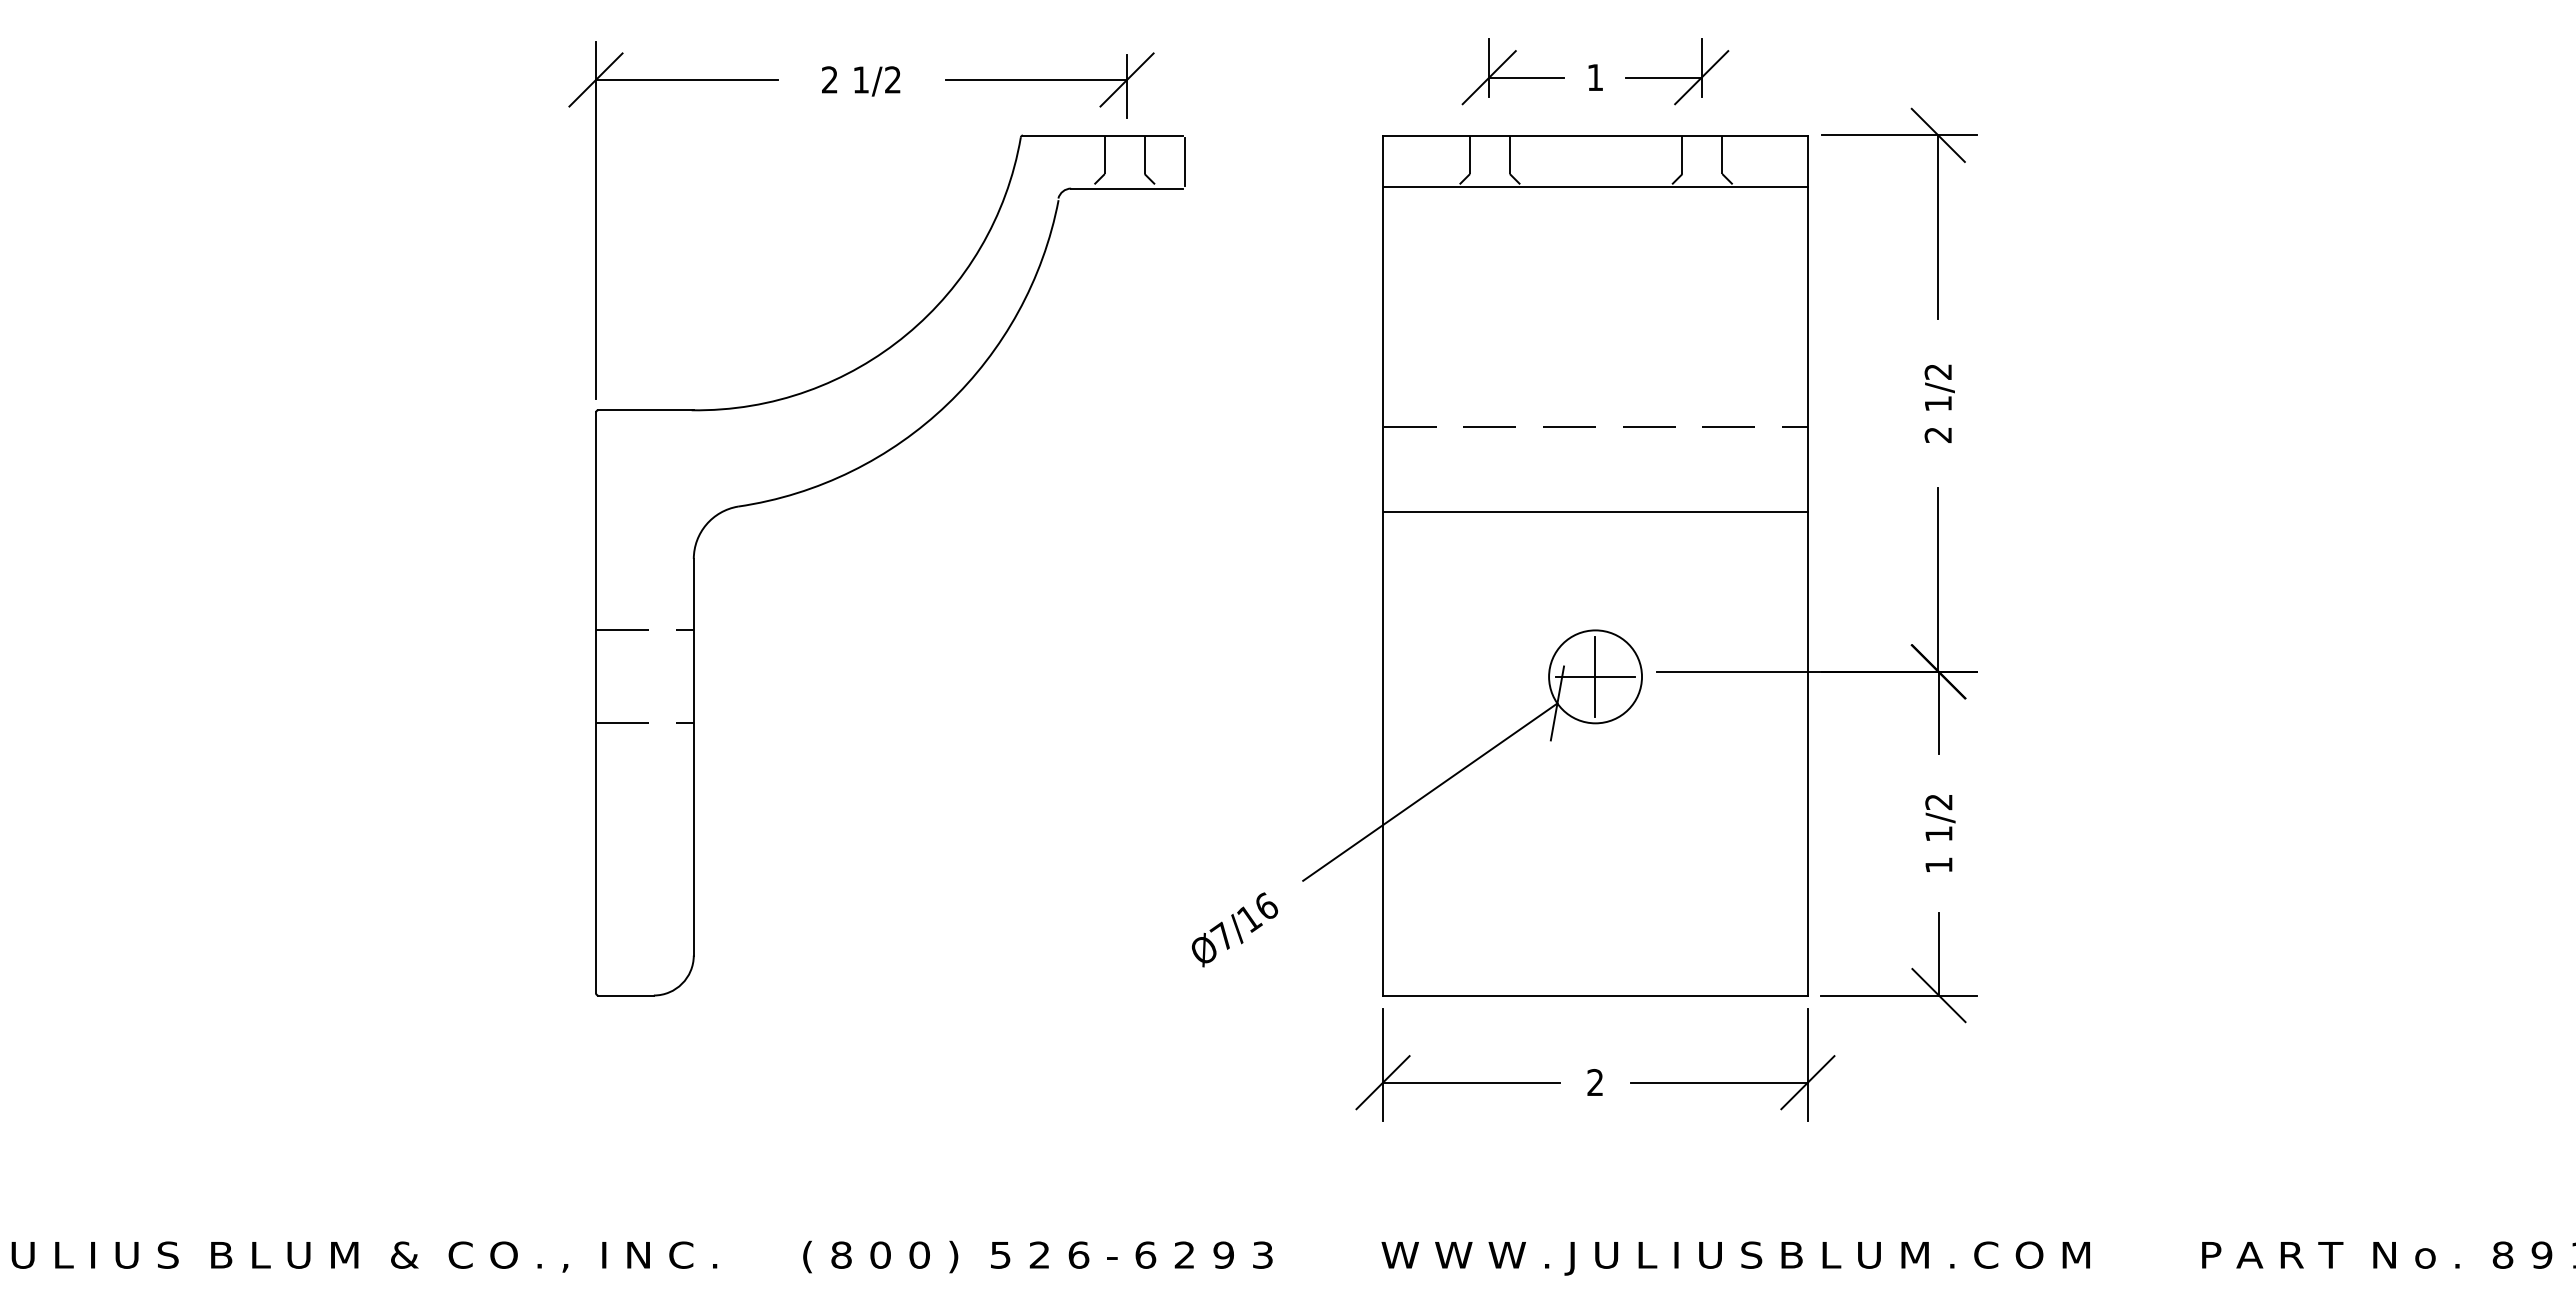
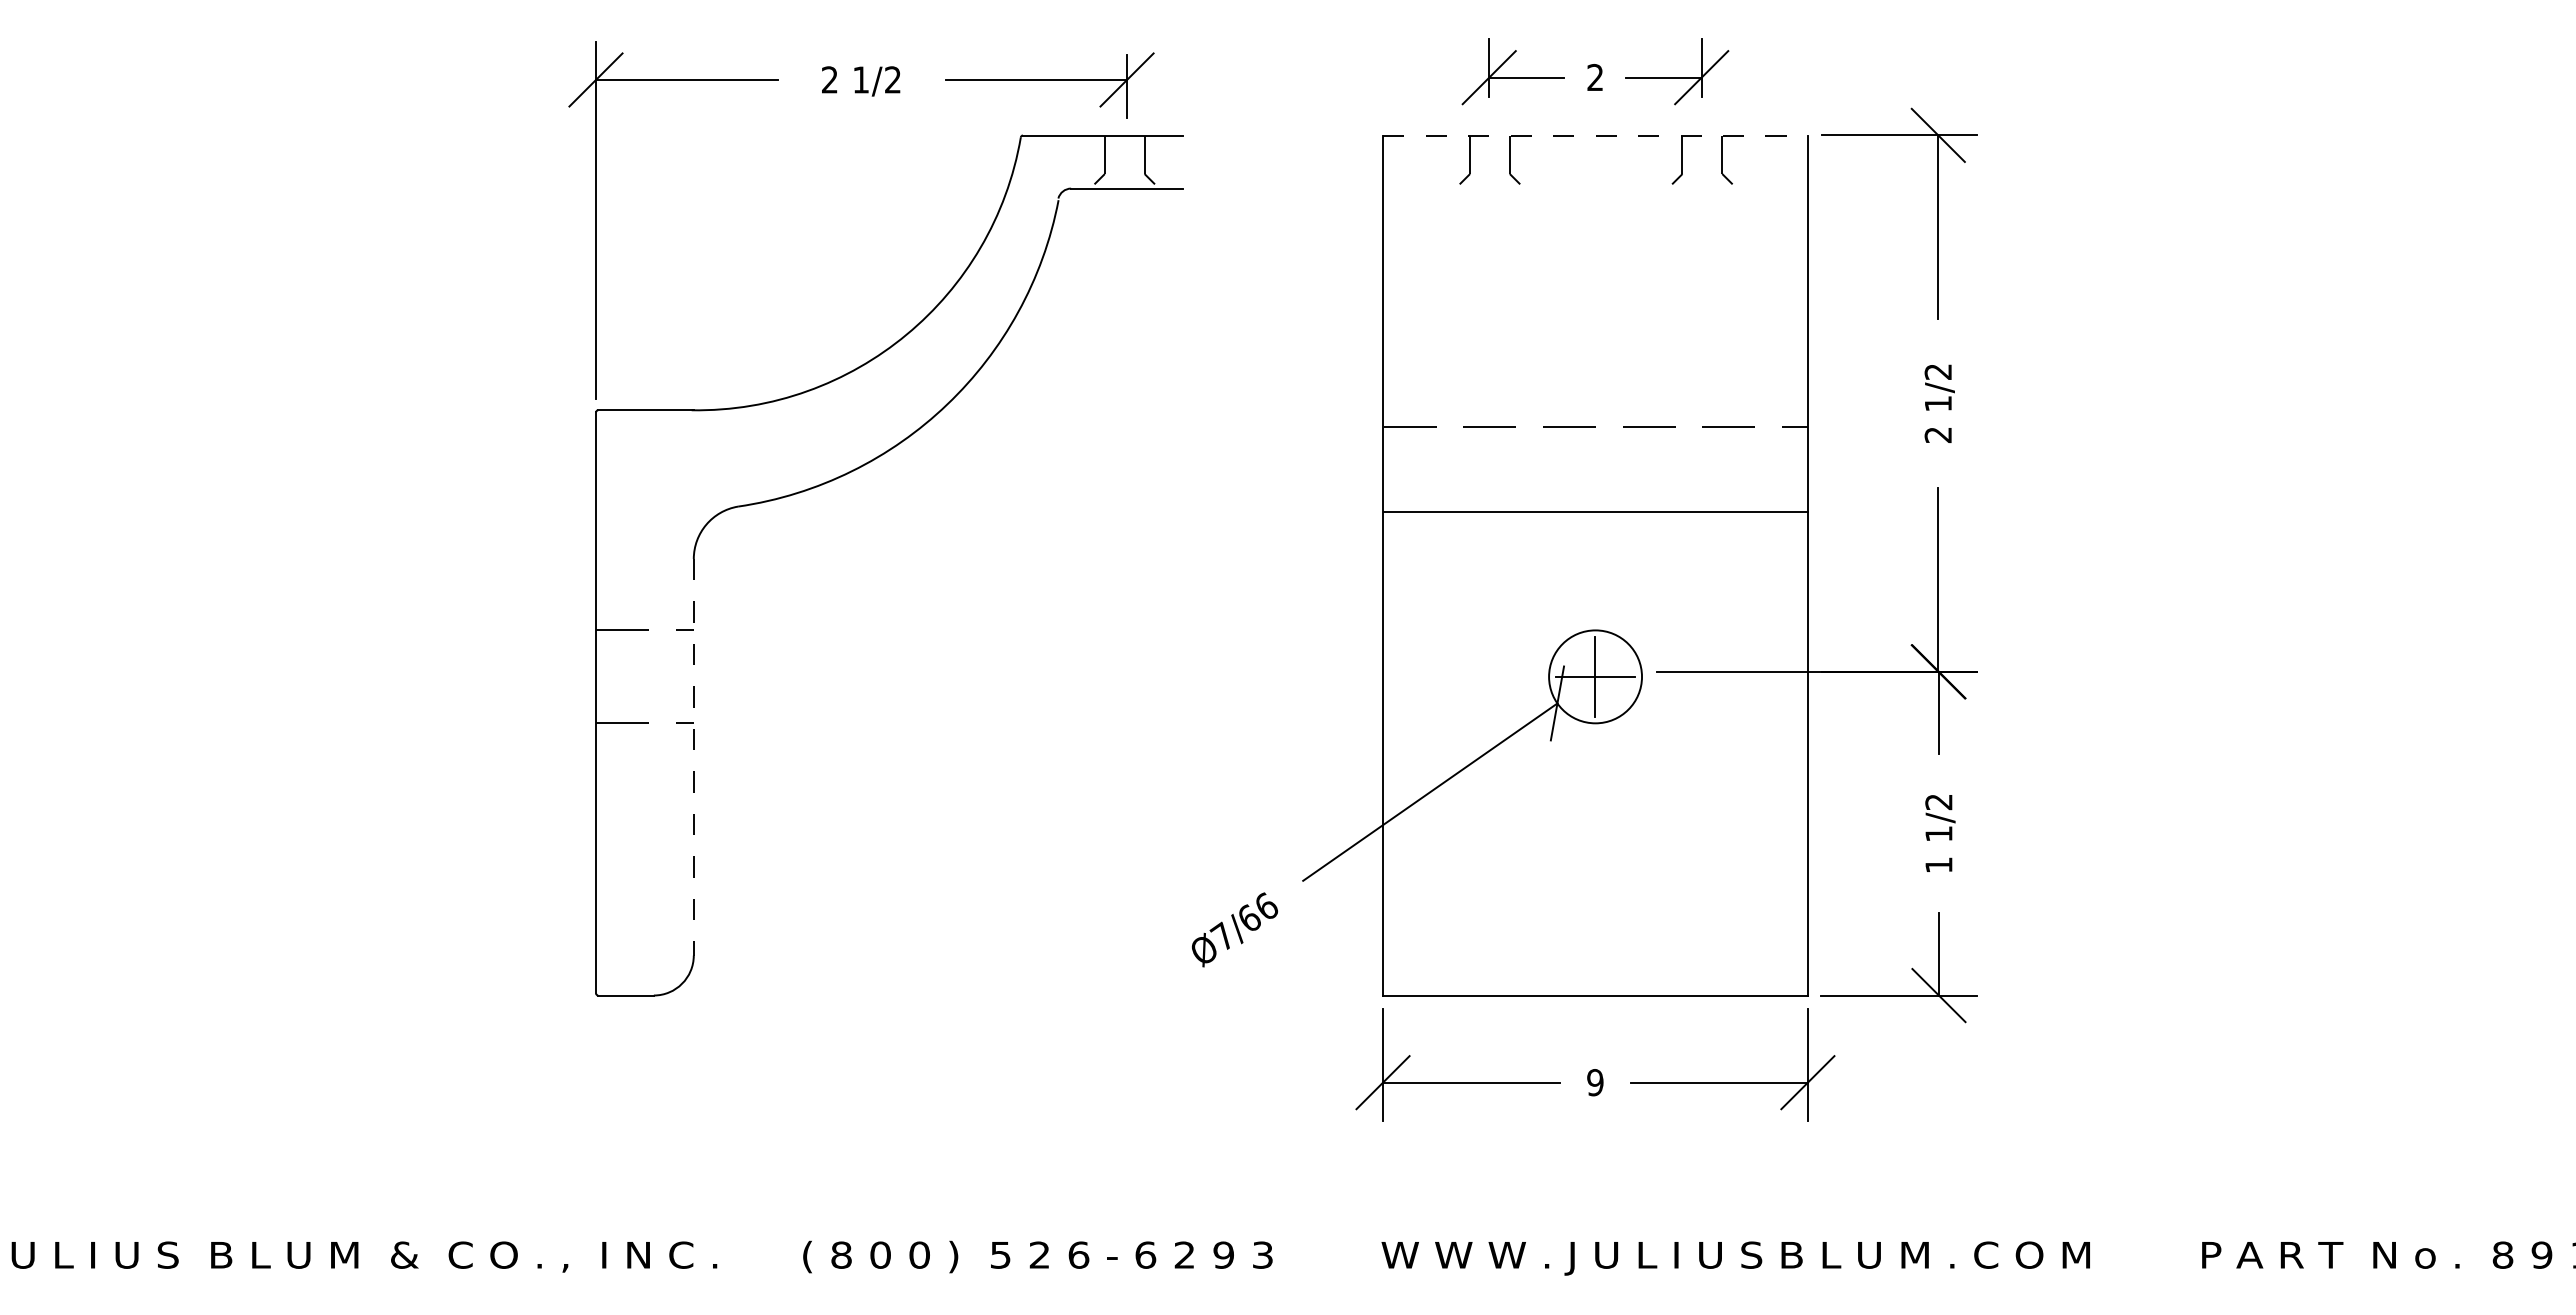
text: 1 -> 2 (1594, 76)
line: solid -> dashed (1596, 135)
line: present -> none (1185, 161)
line: present -> none (1595, 186)
line: solid -> dashed (693, 757)
text: Ø7/16 -> Ø7/66 (1249, 918)
text: 2 -> 9 (1595, 1082)
